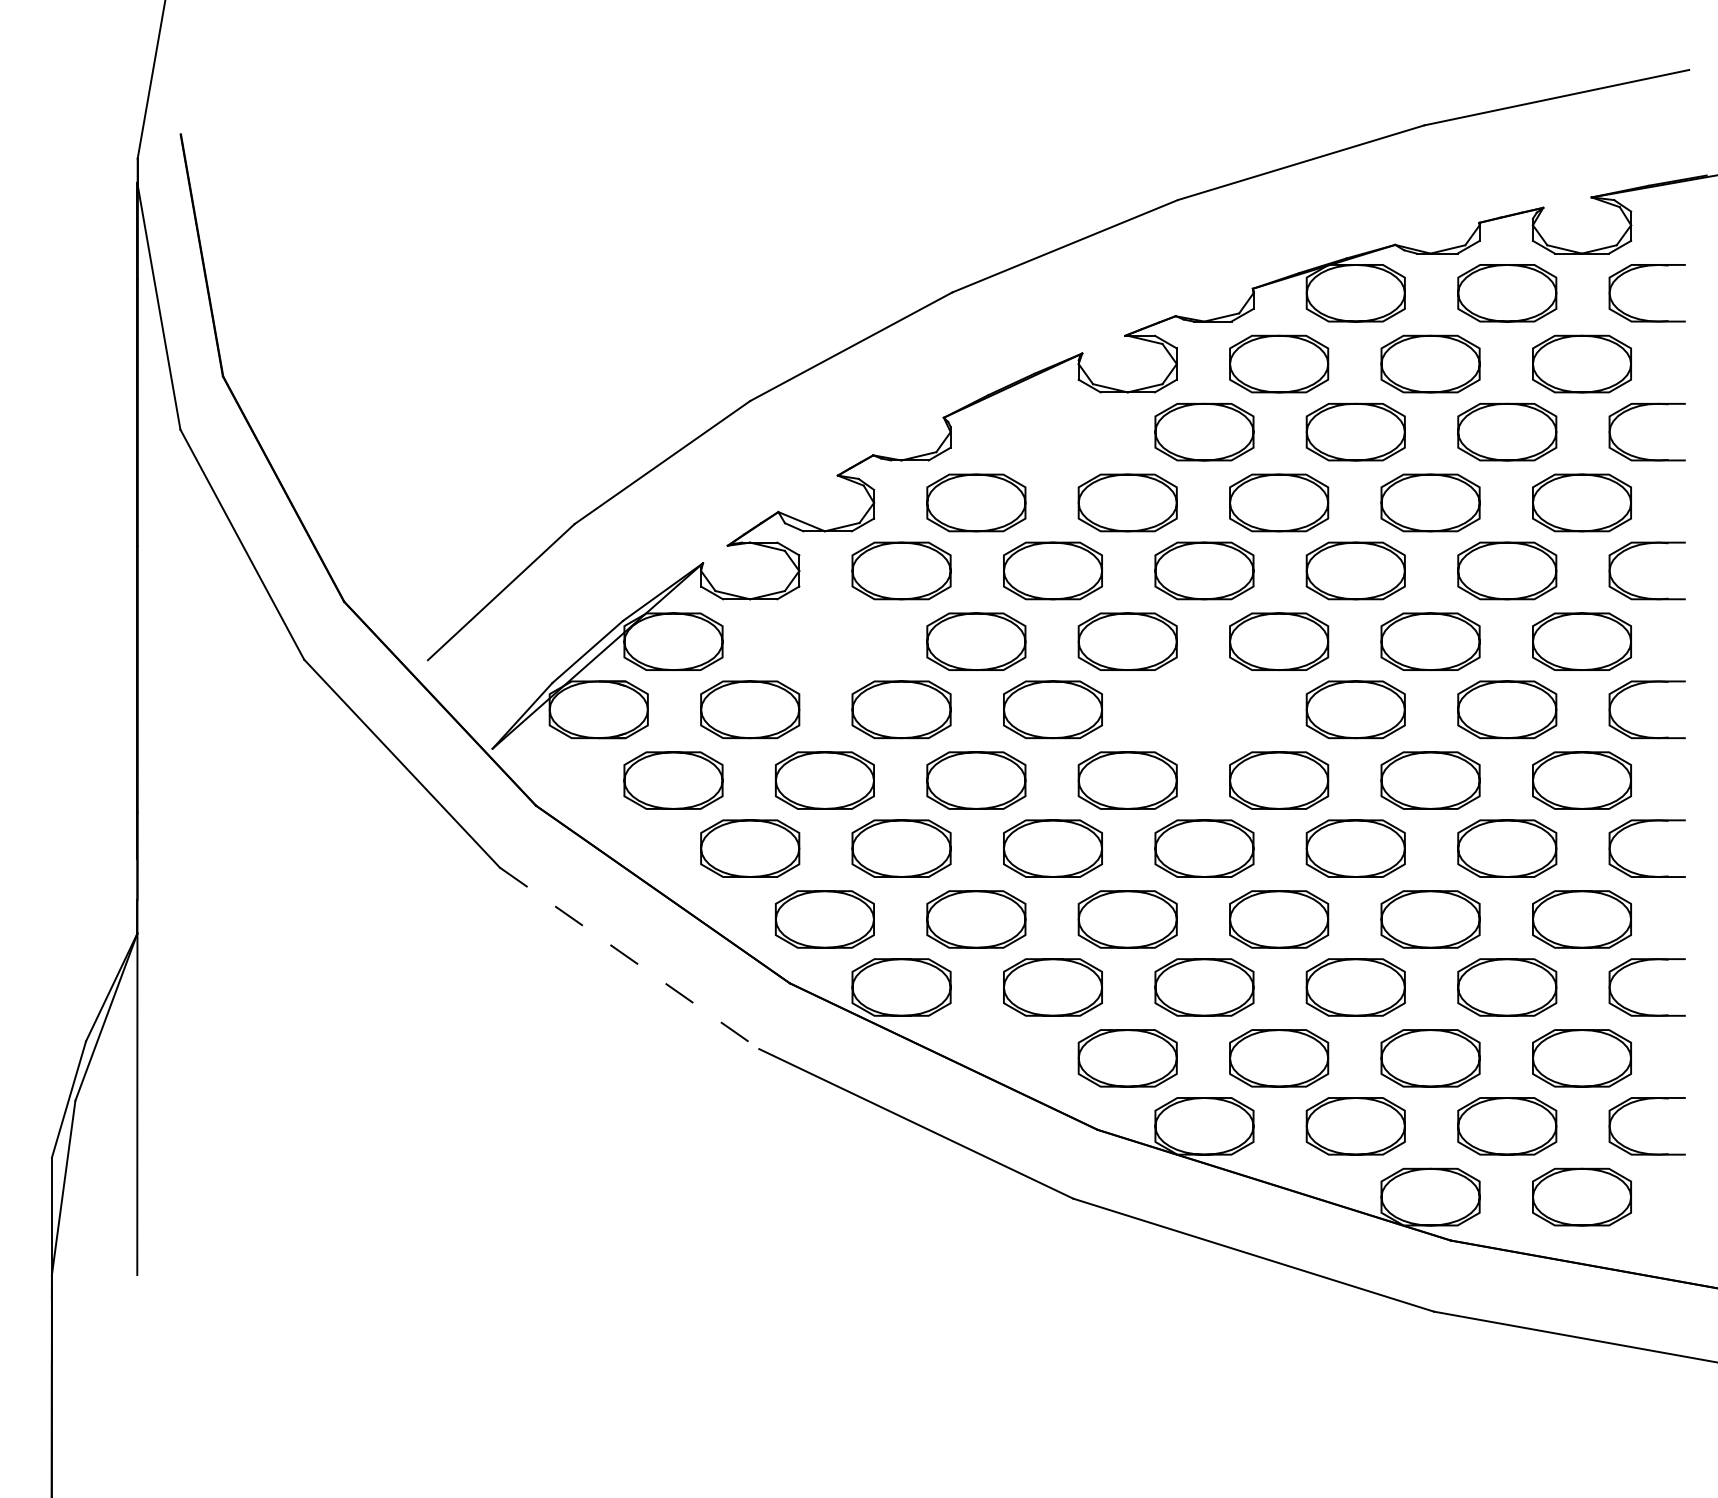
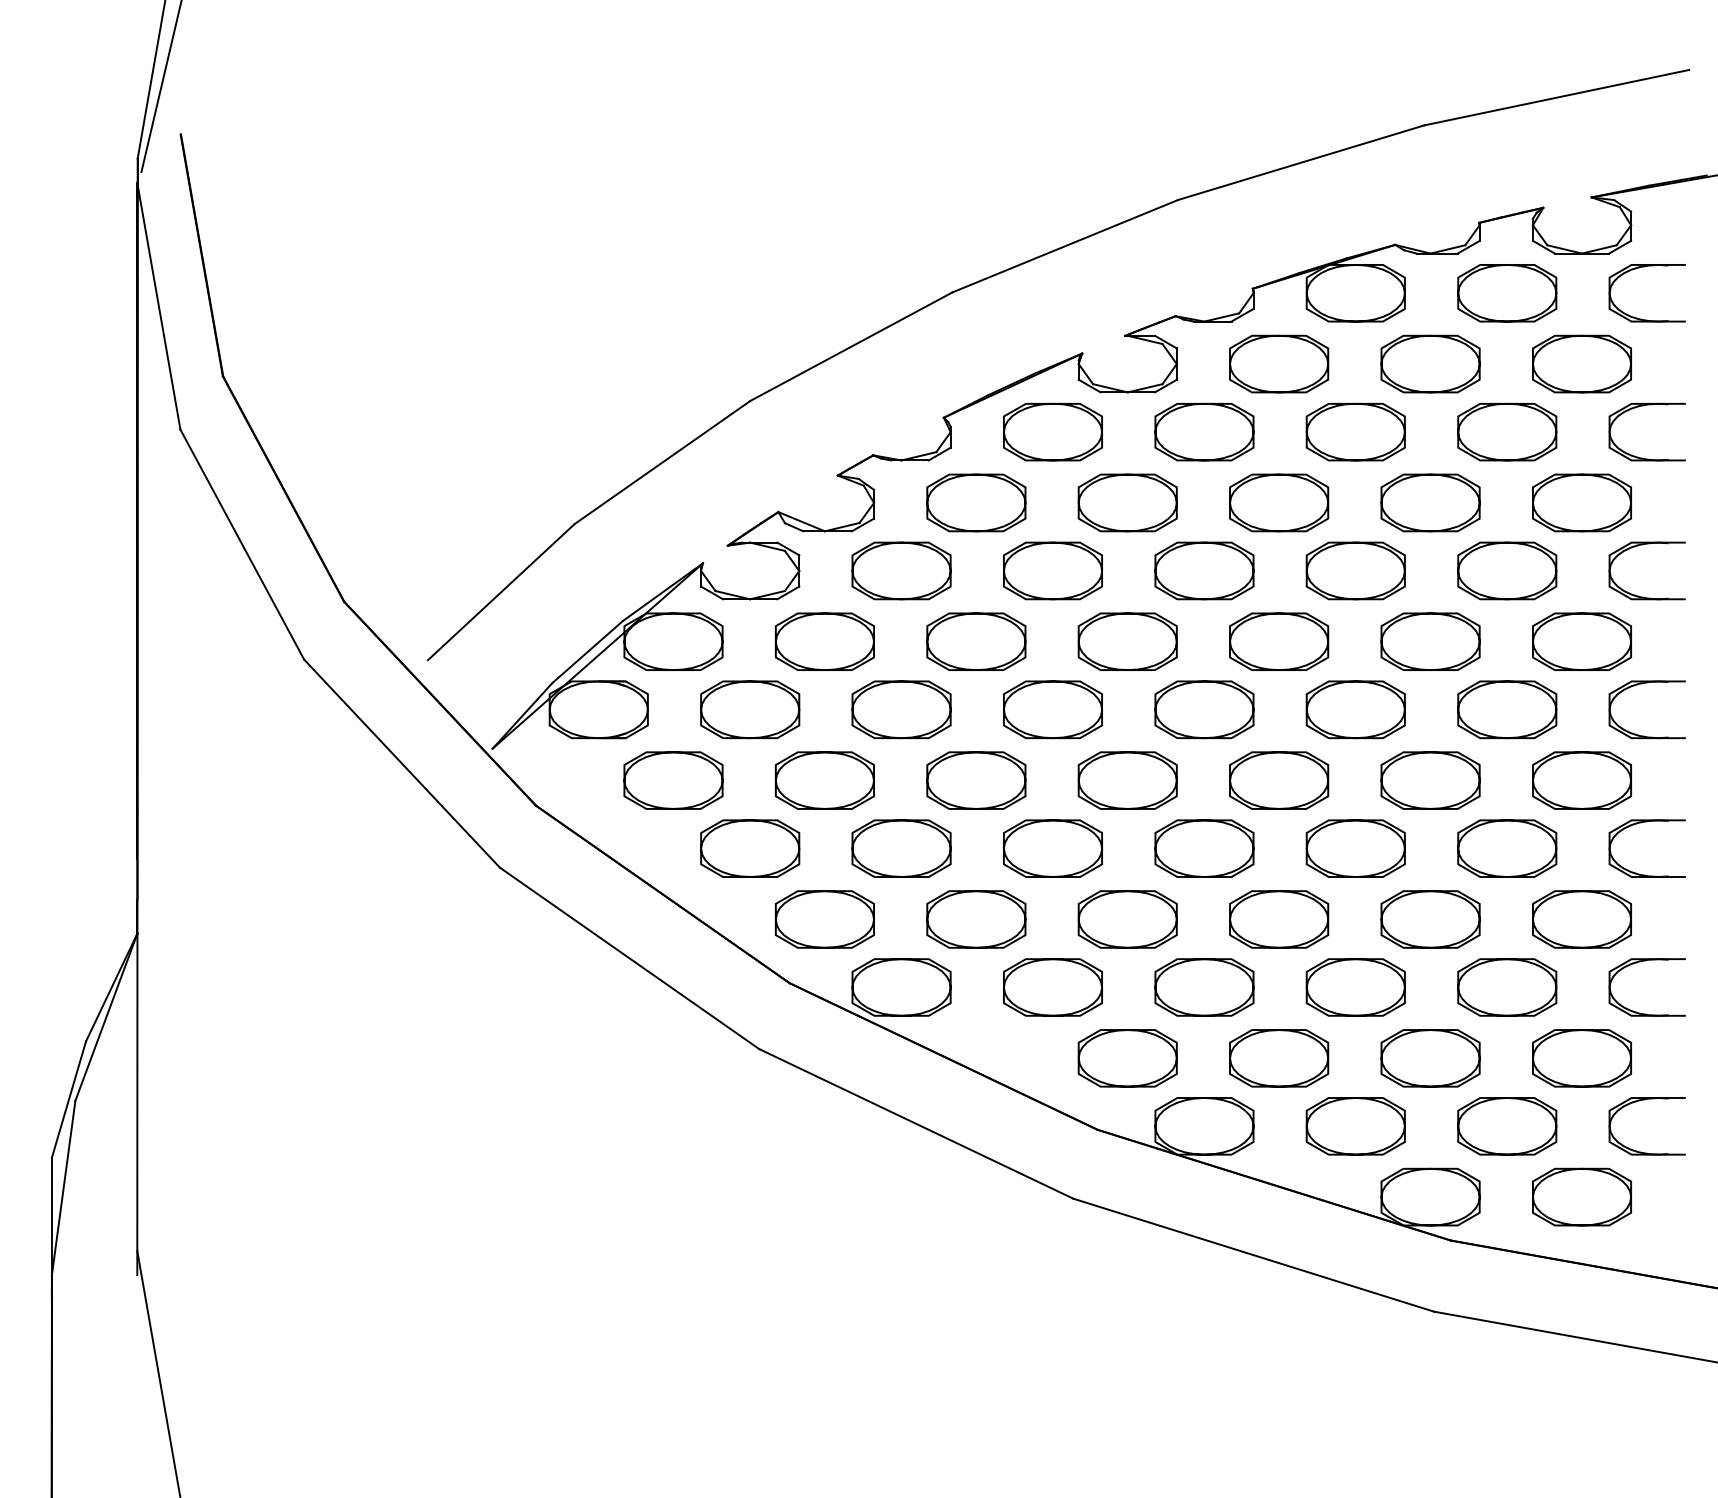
line: none -> present (161, 87)
part: none -> present (1052, 431)
part: none -> present (824, 641)
part: none -> present (1204, 709)
line: dashed -> solid (630, 958)
line: none -> present (158, 1372)
